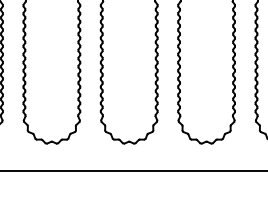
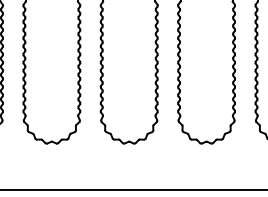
line position: (133, 170) -> (133, 189) (133, 189)
